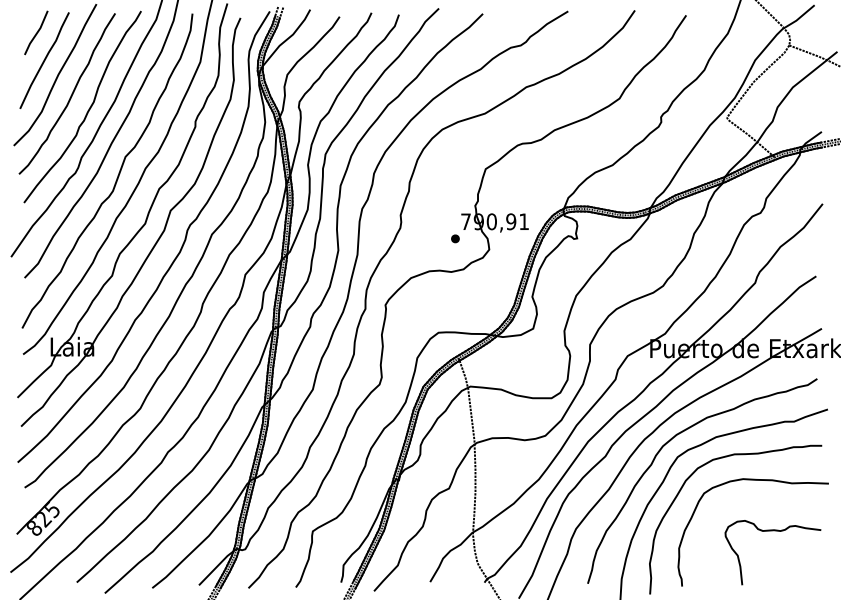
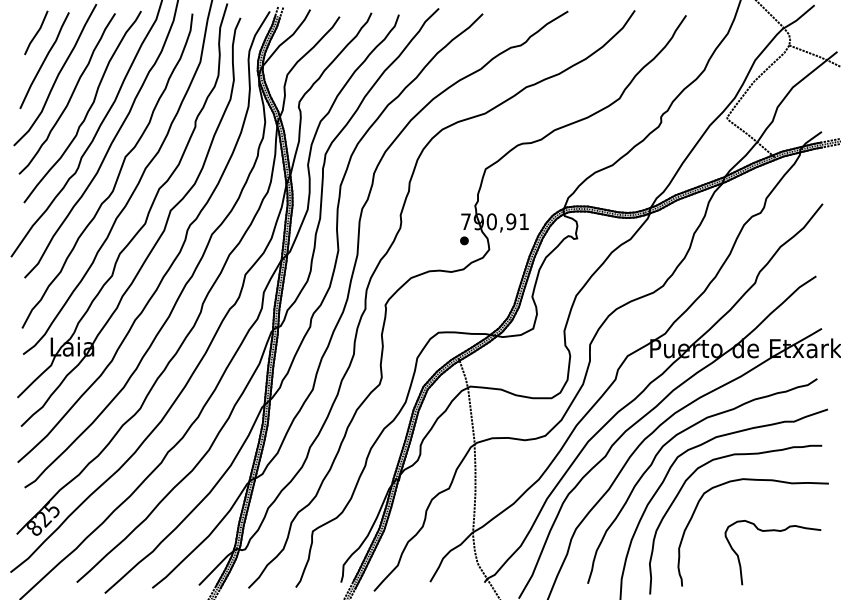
part position: (455, 238) -> (464, 240) (464, 240)
